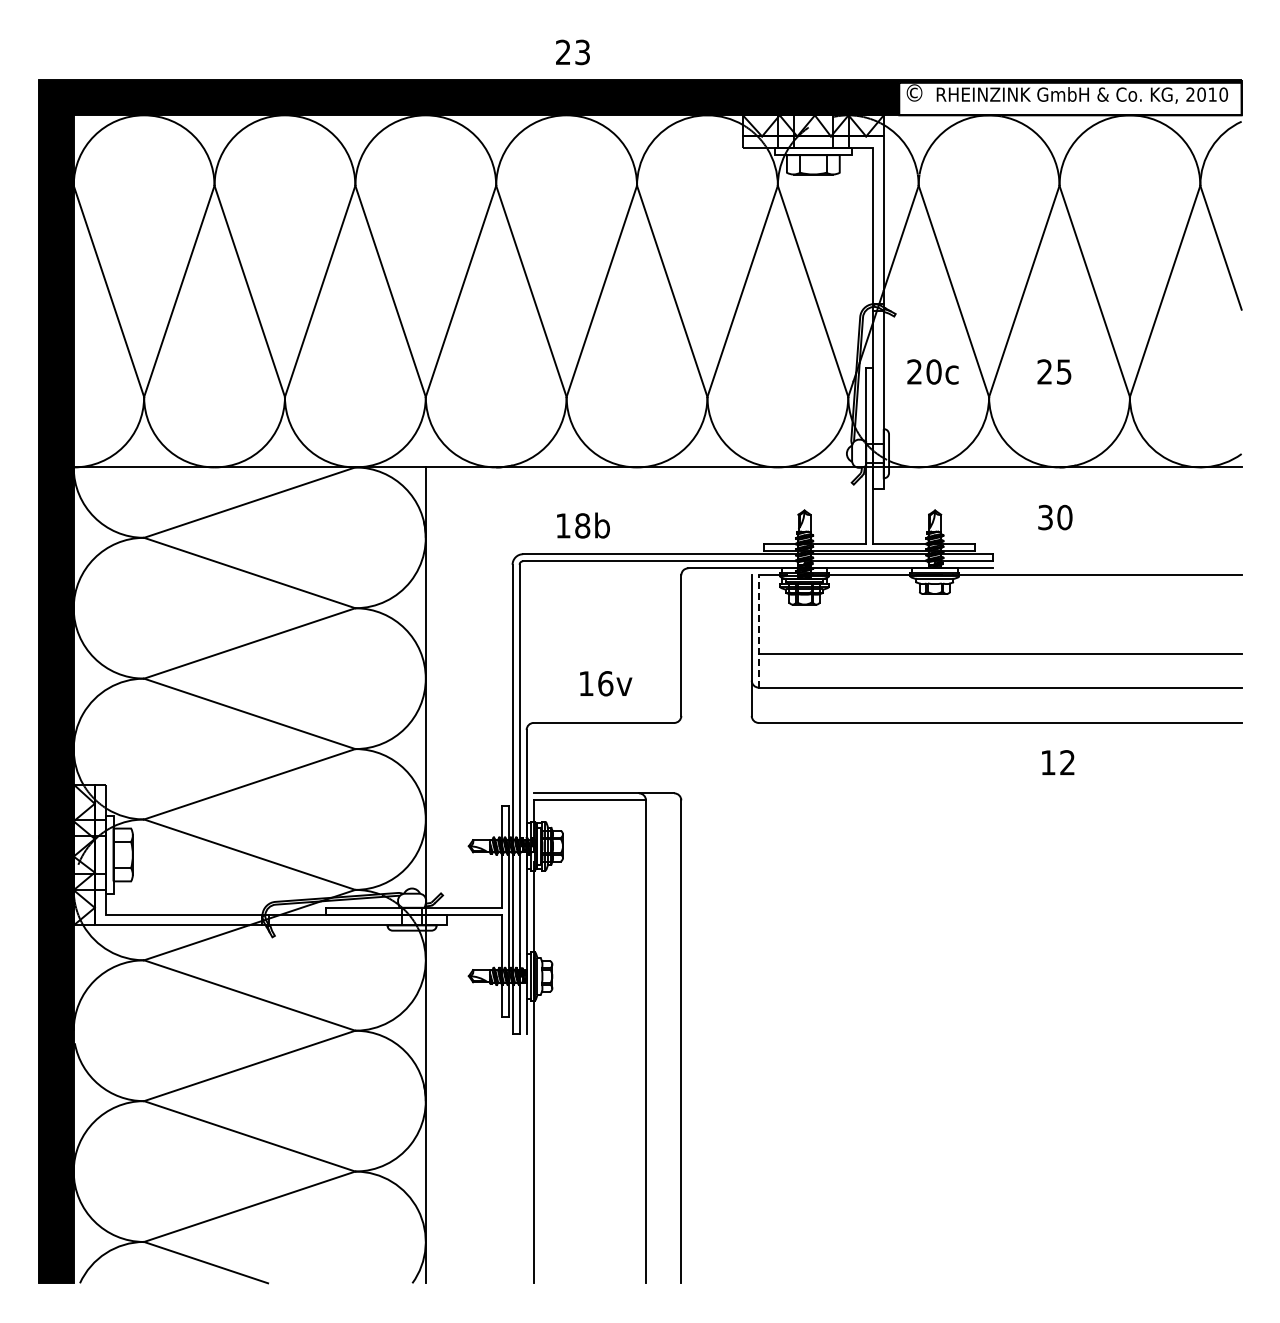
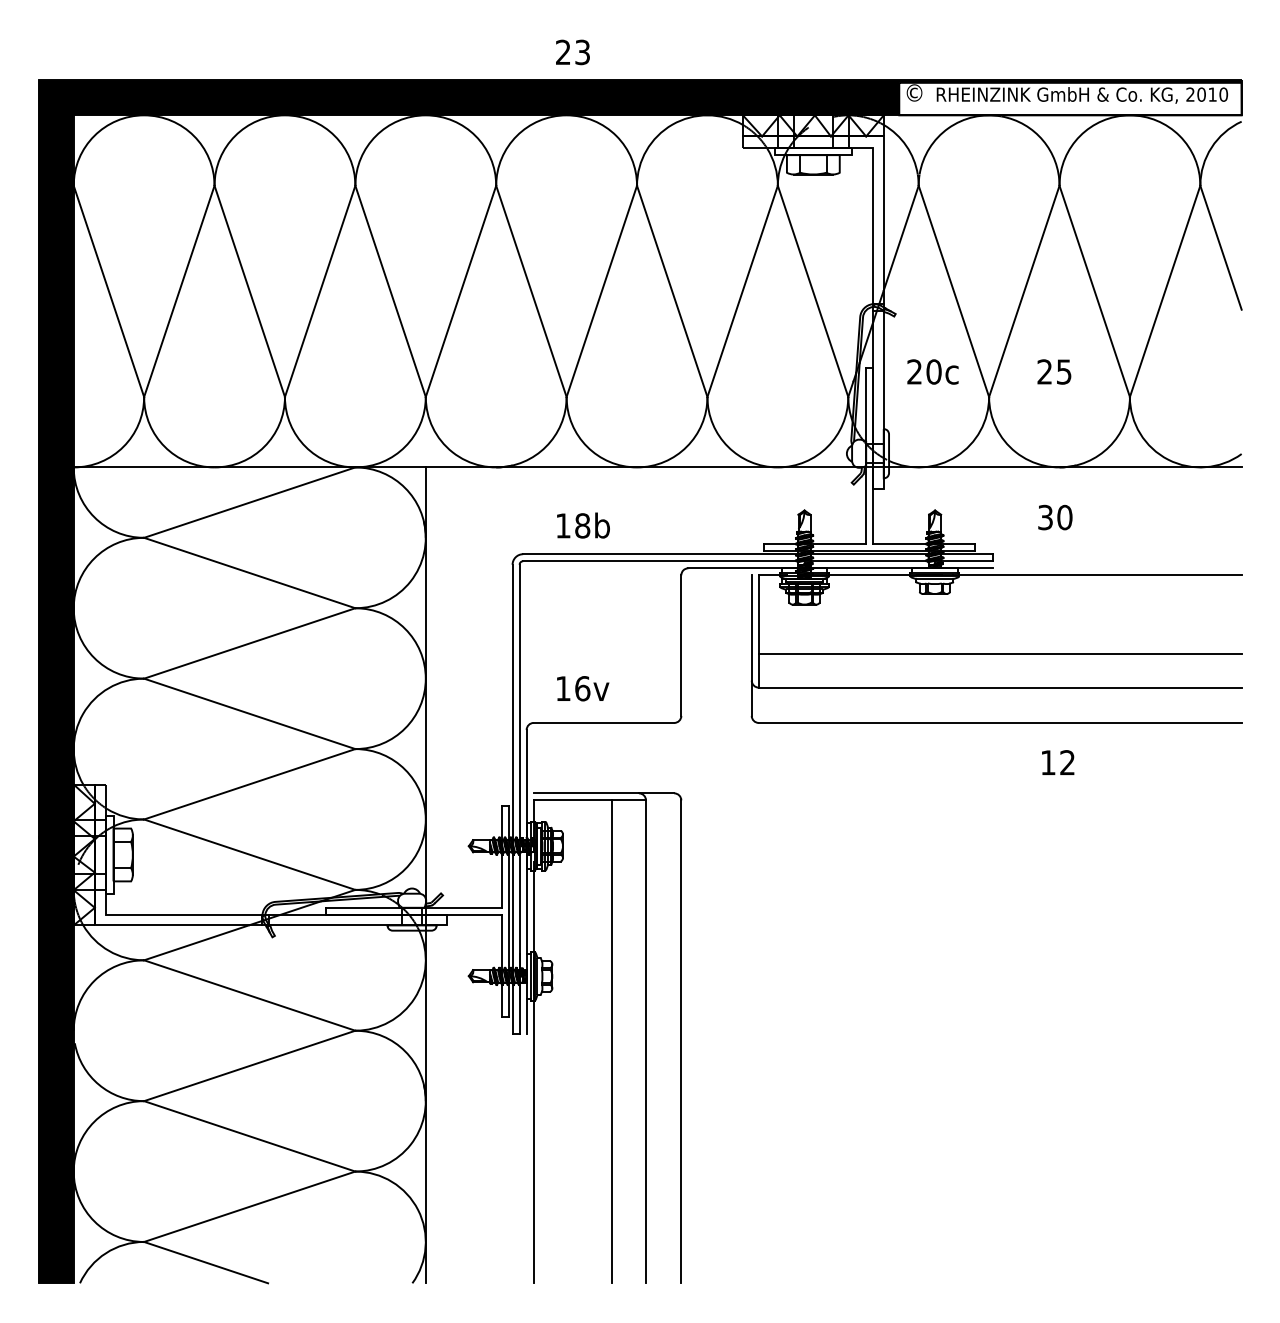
line: dashed -> solid (758, 630)
text position: (606, 683) -> (583, 688) (583, 688)
line: none -> present (612, 1041)
